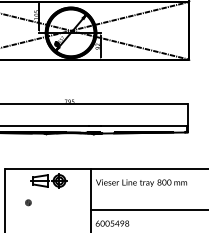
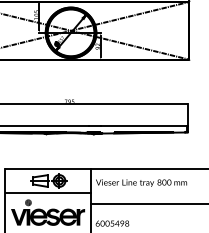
line: none -> present (48, 192)
line position: (148, 210) -> (148, 204) (148, 204)
fill: none -> present (47, 216)
